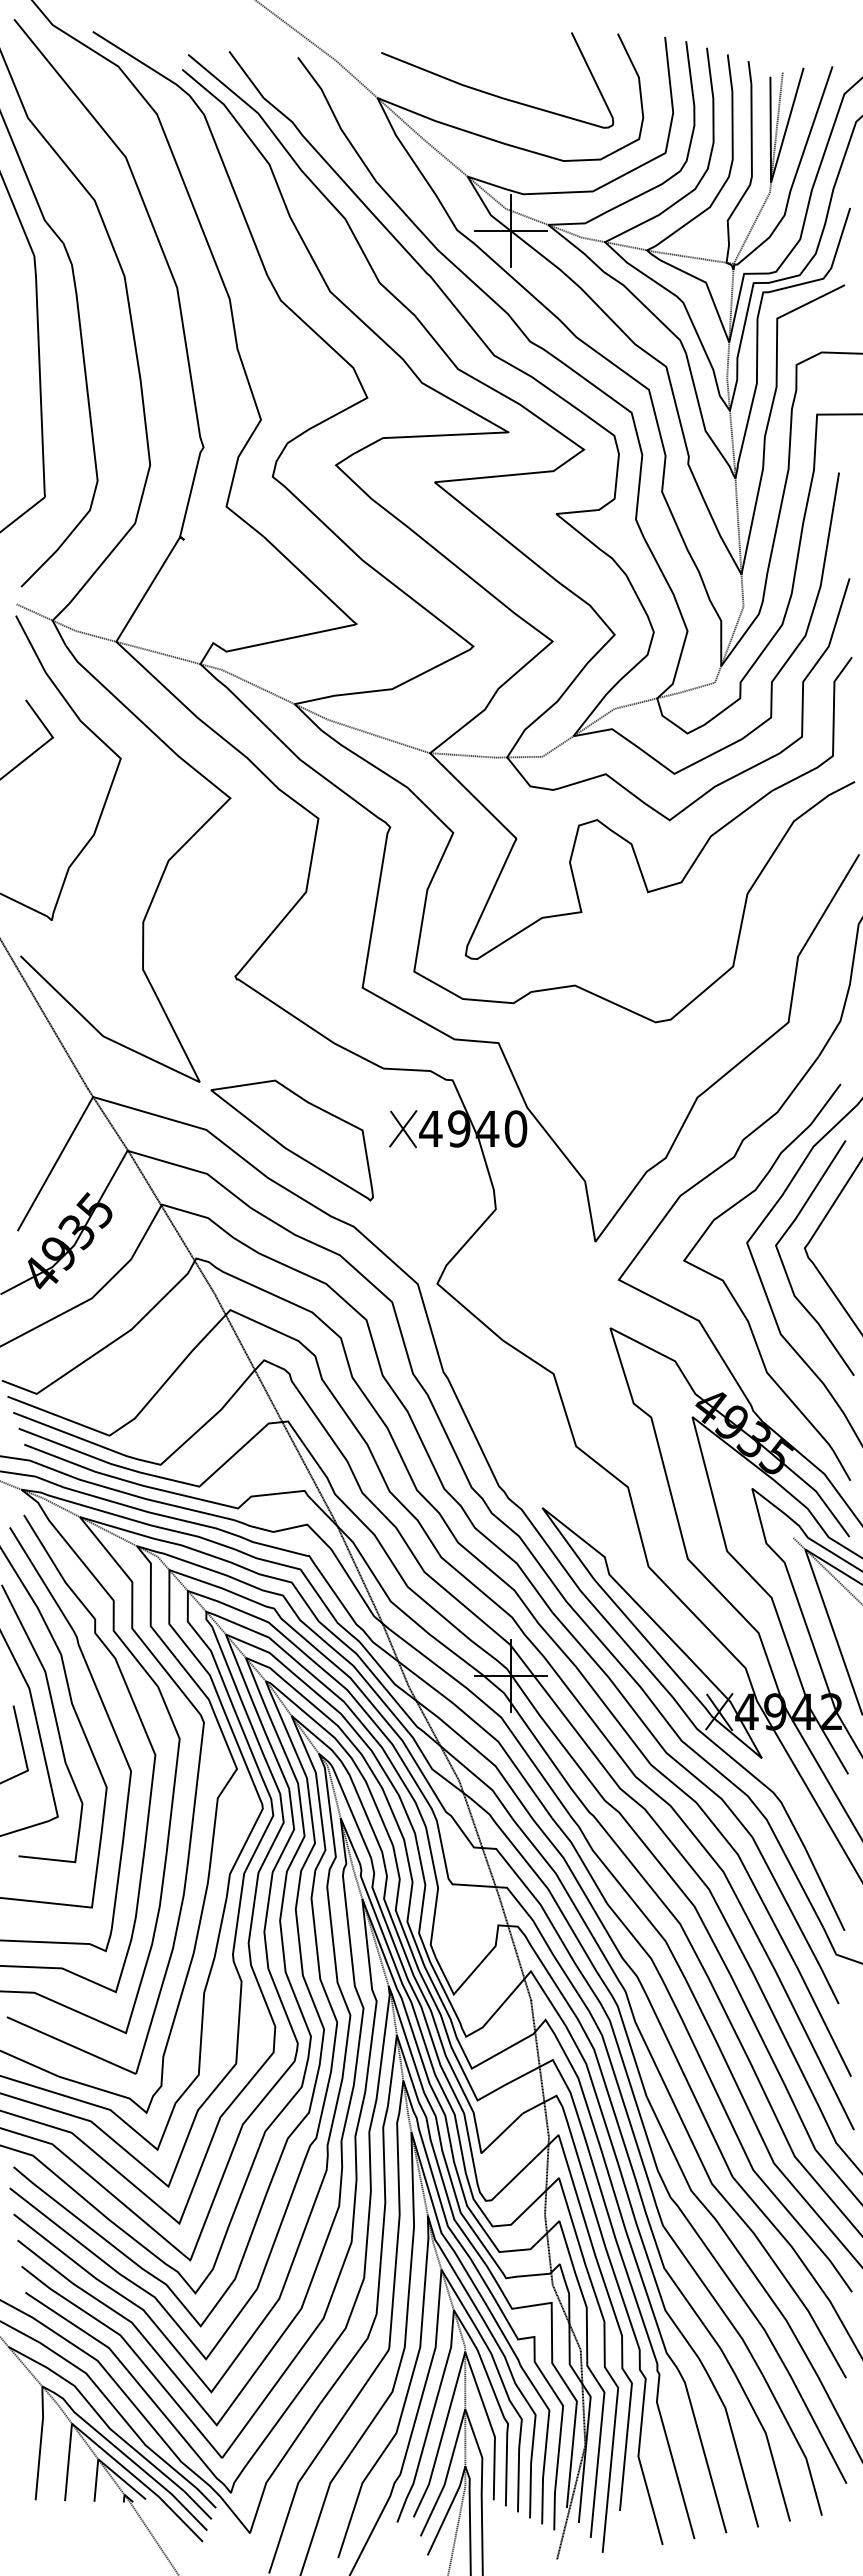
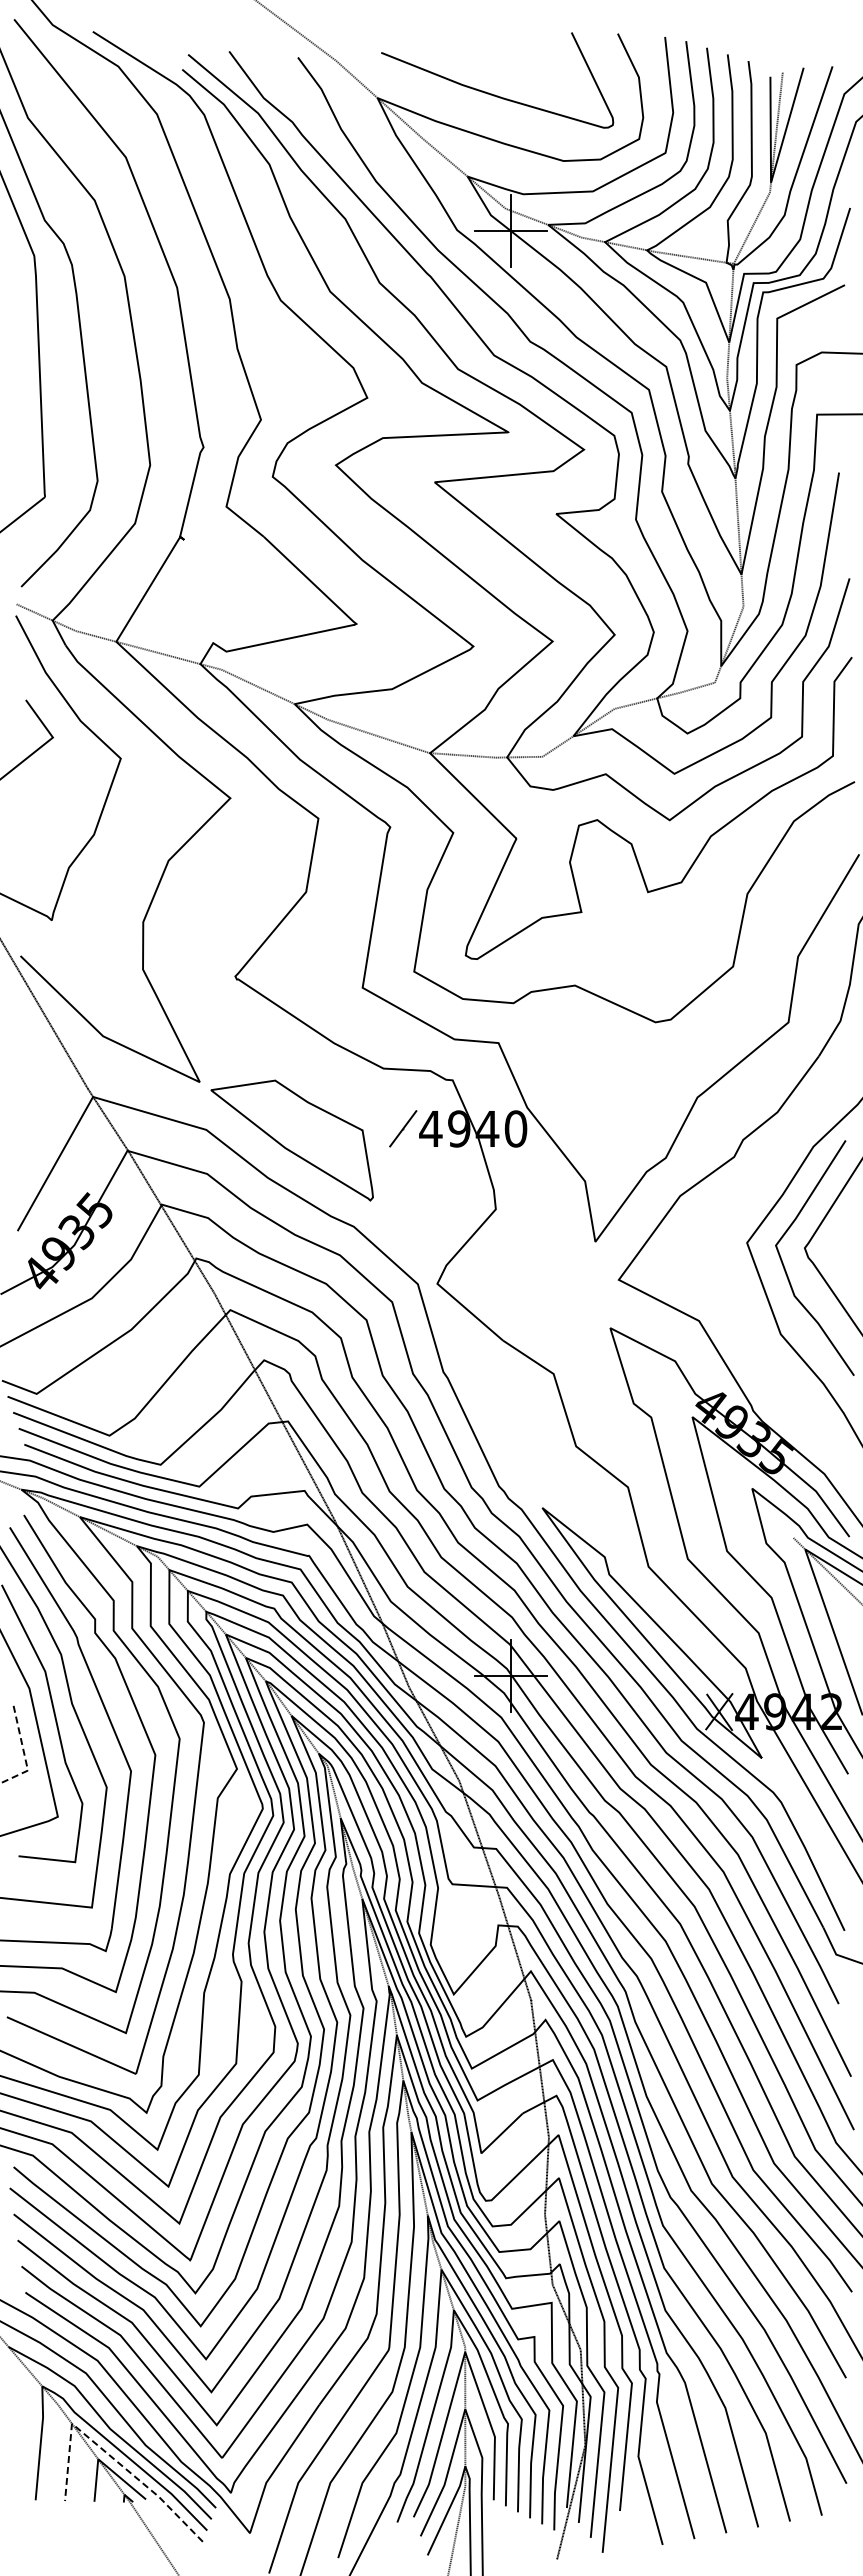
line: present -> none (403, 1129)
curve: present -> none (735, 1298)
line: solid -> dashed (24, 1753)
line: solid -> dashed (110, 2455)
